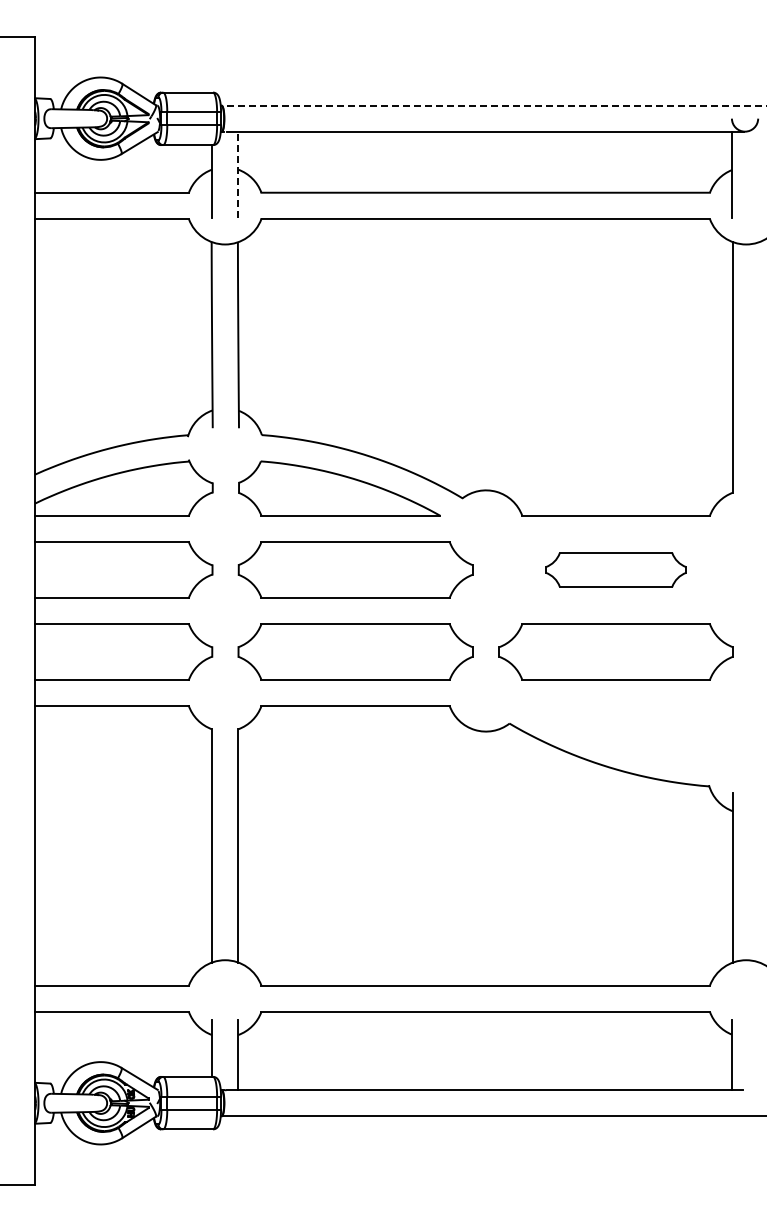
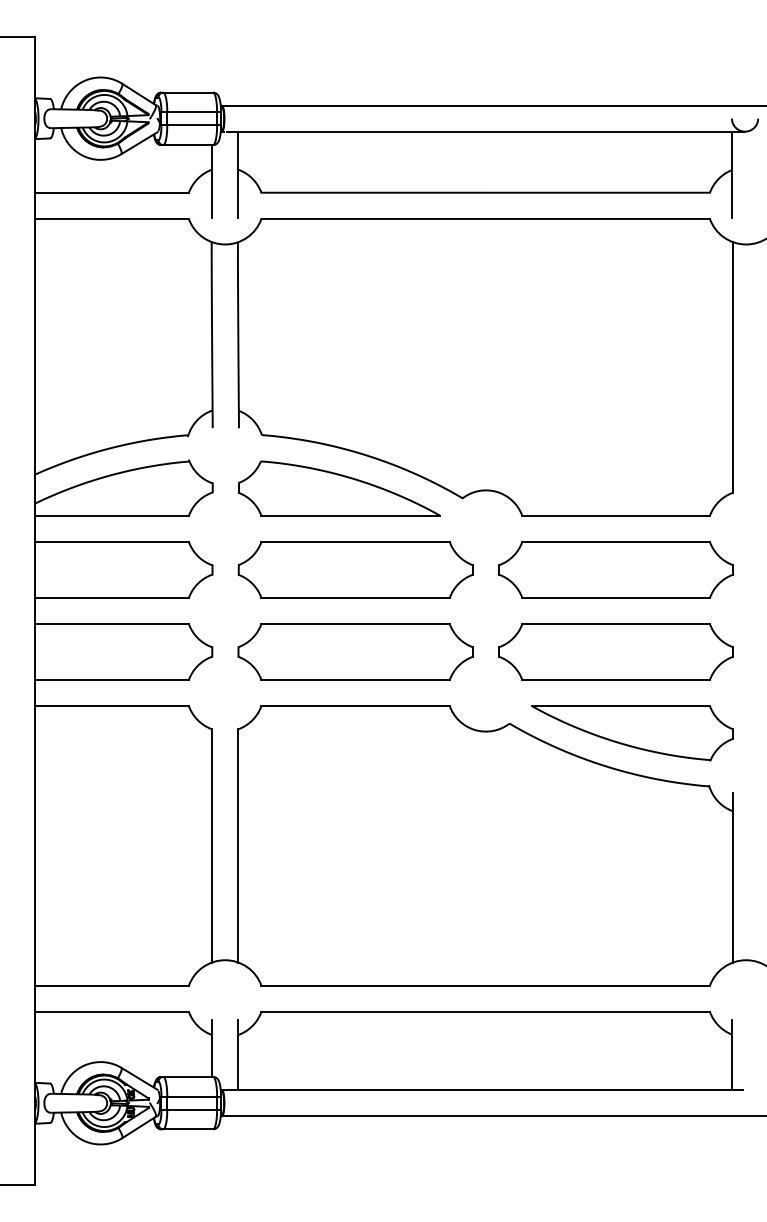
line: dashed -> solid (493, 105)
line: dashed -> solid (238, 174)
part size: 142x36 px -> 236x58 px (615, 569)
part: none -> present (632, 733)
